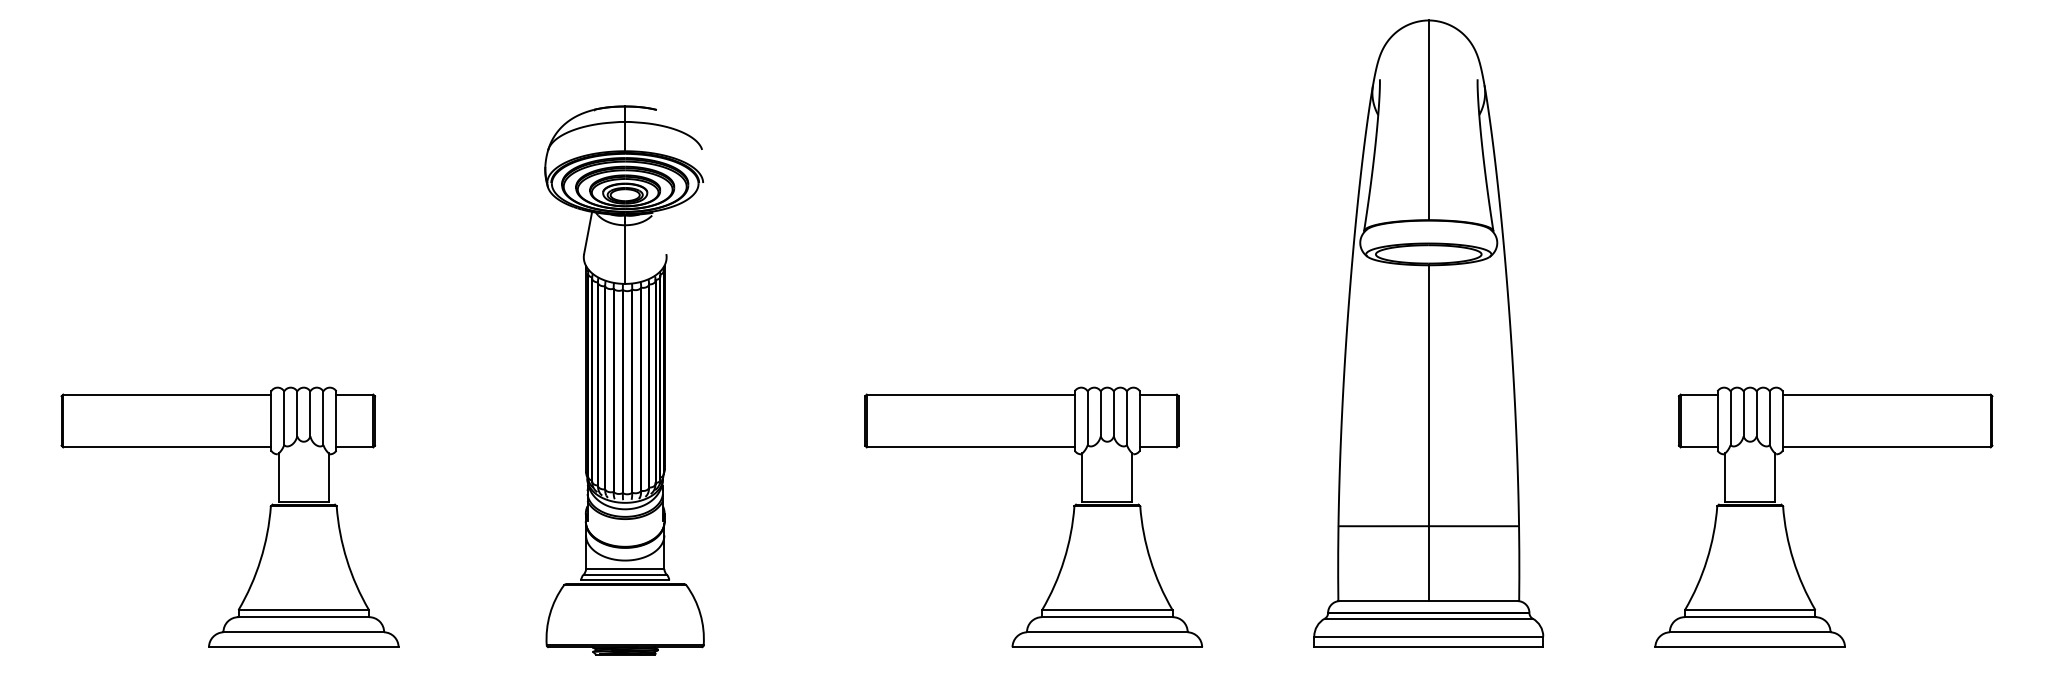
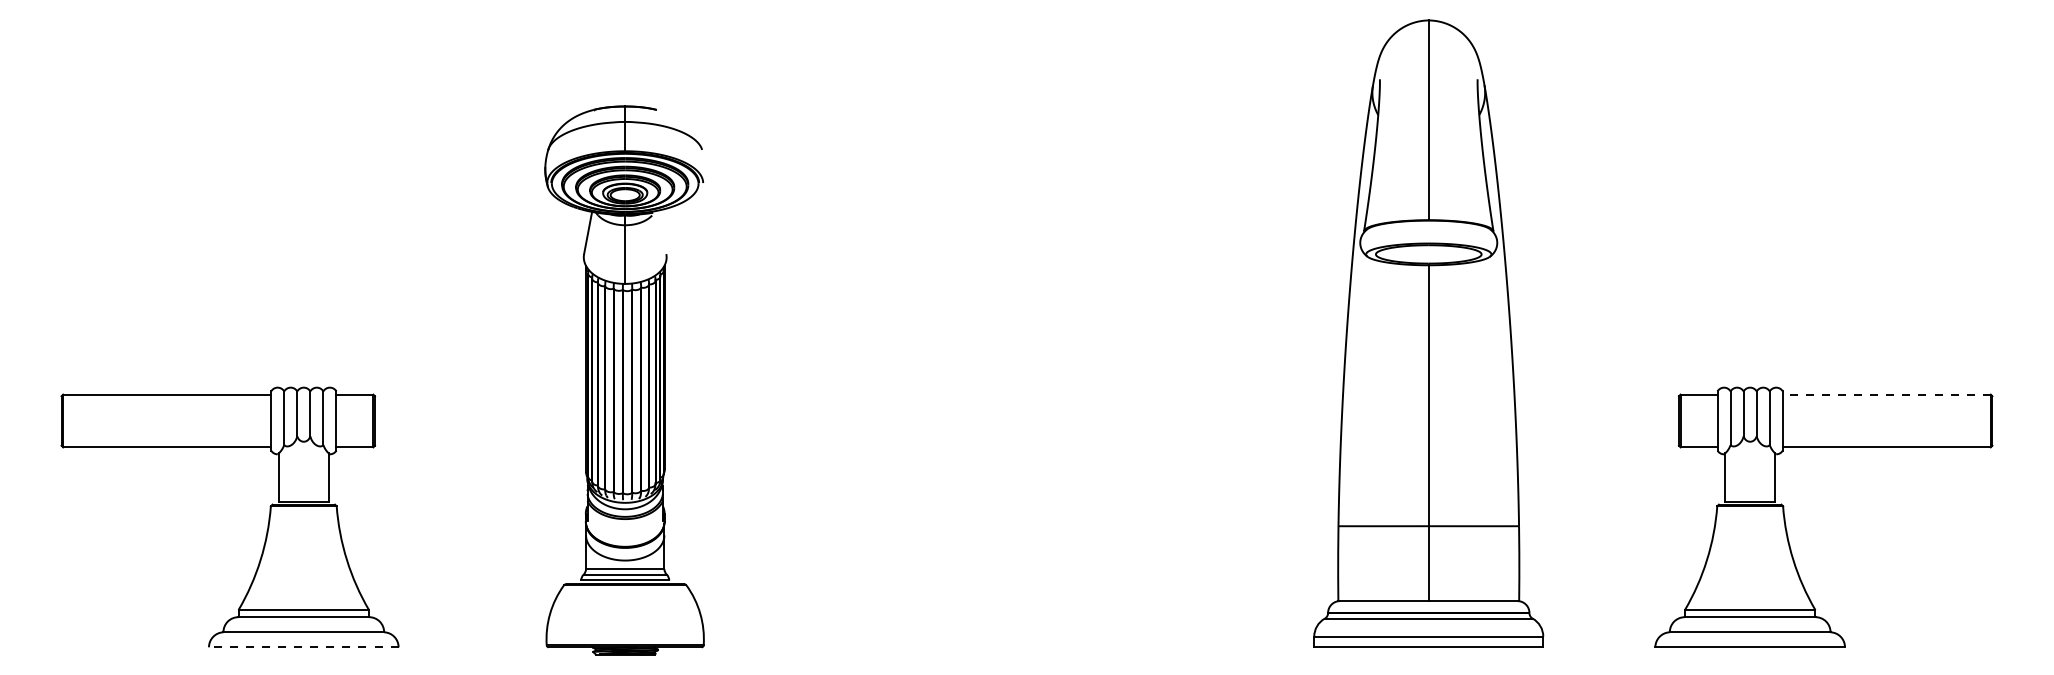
line: solid -> dashed (1886, 394)
part: present -> none (1071, 521)
line: solid -> dashed (303, 647)
